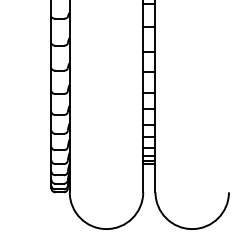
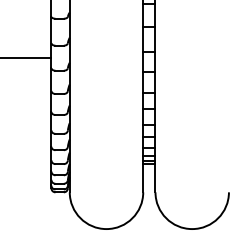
line: none -> present (26, 57)
